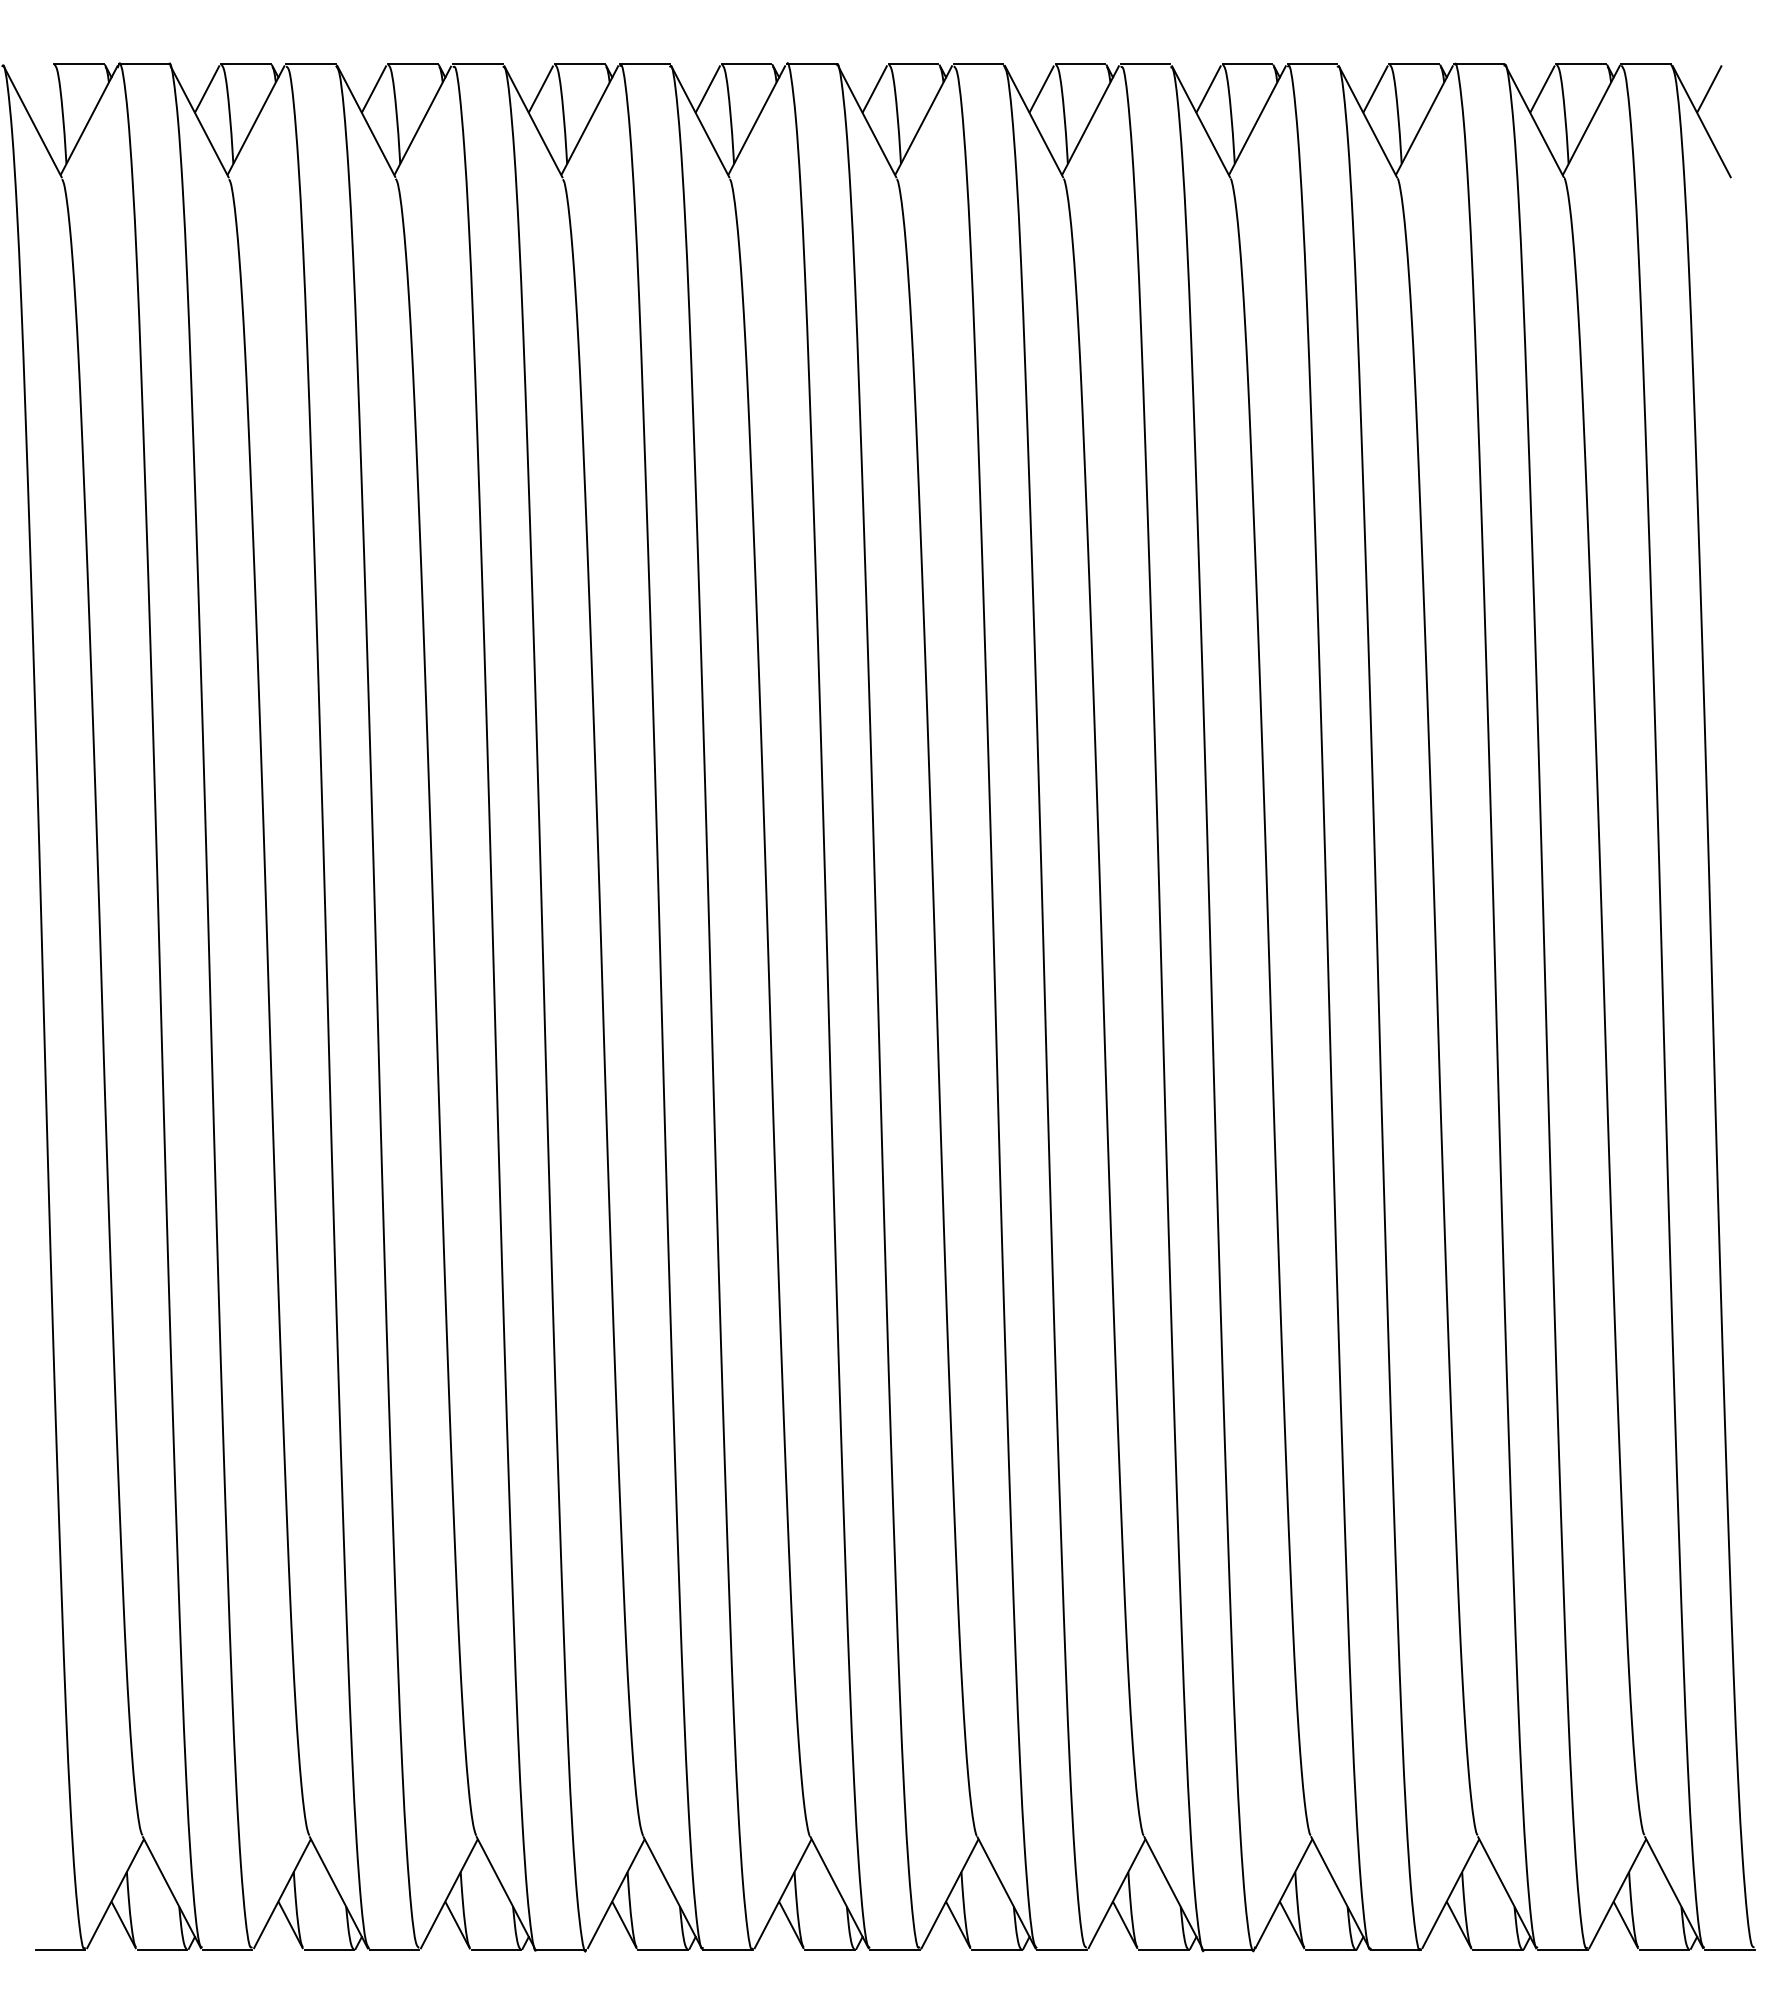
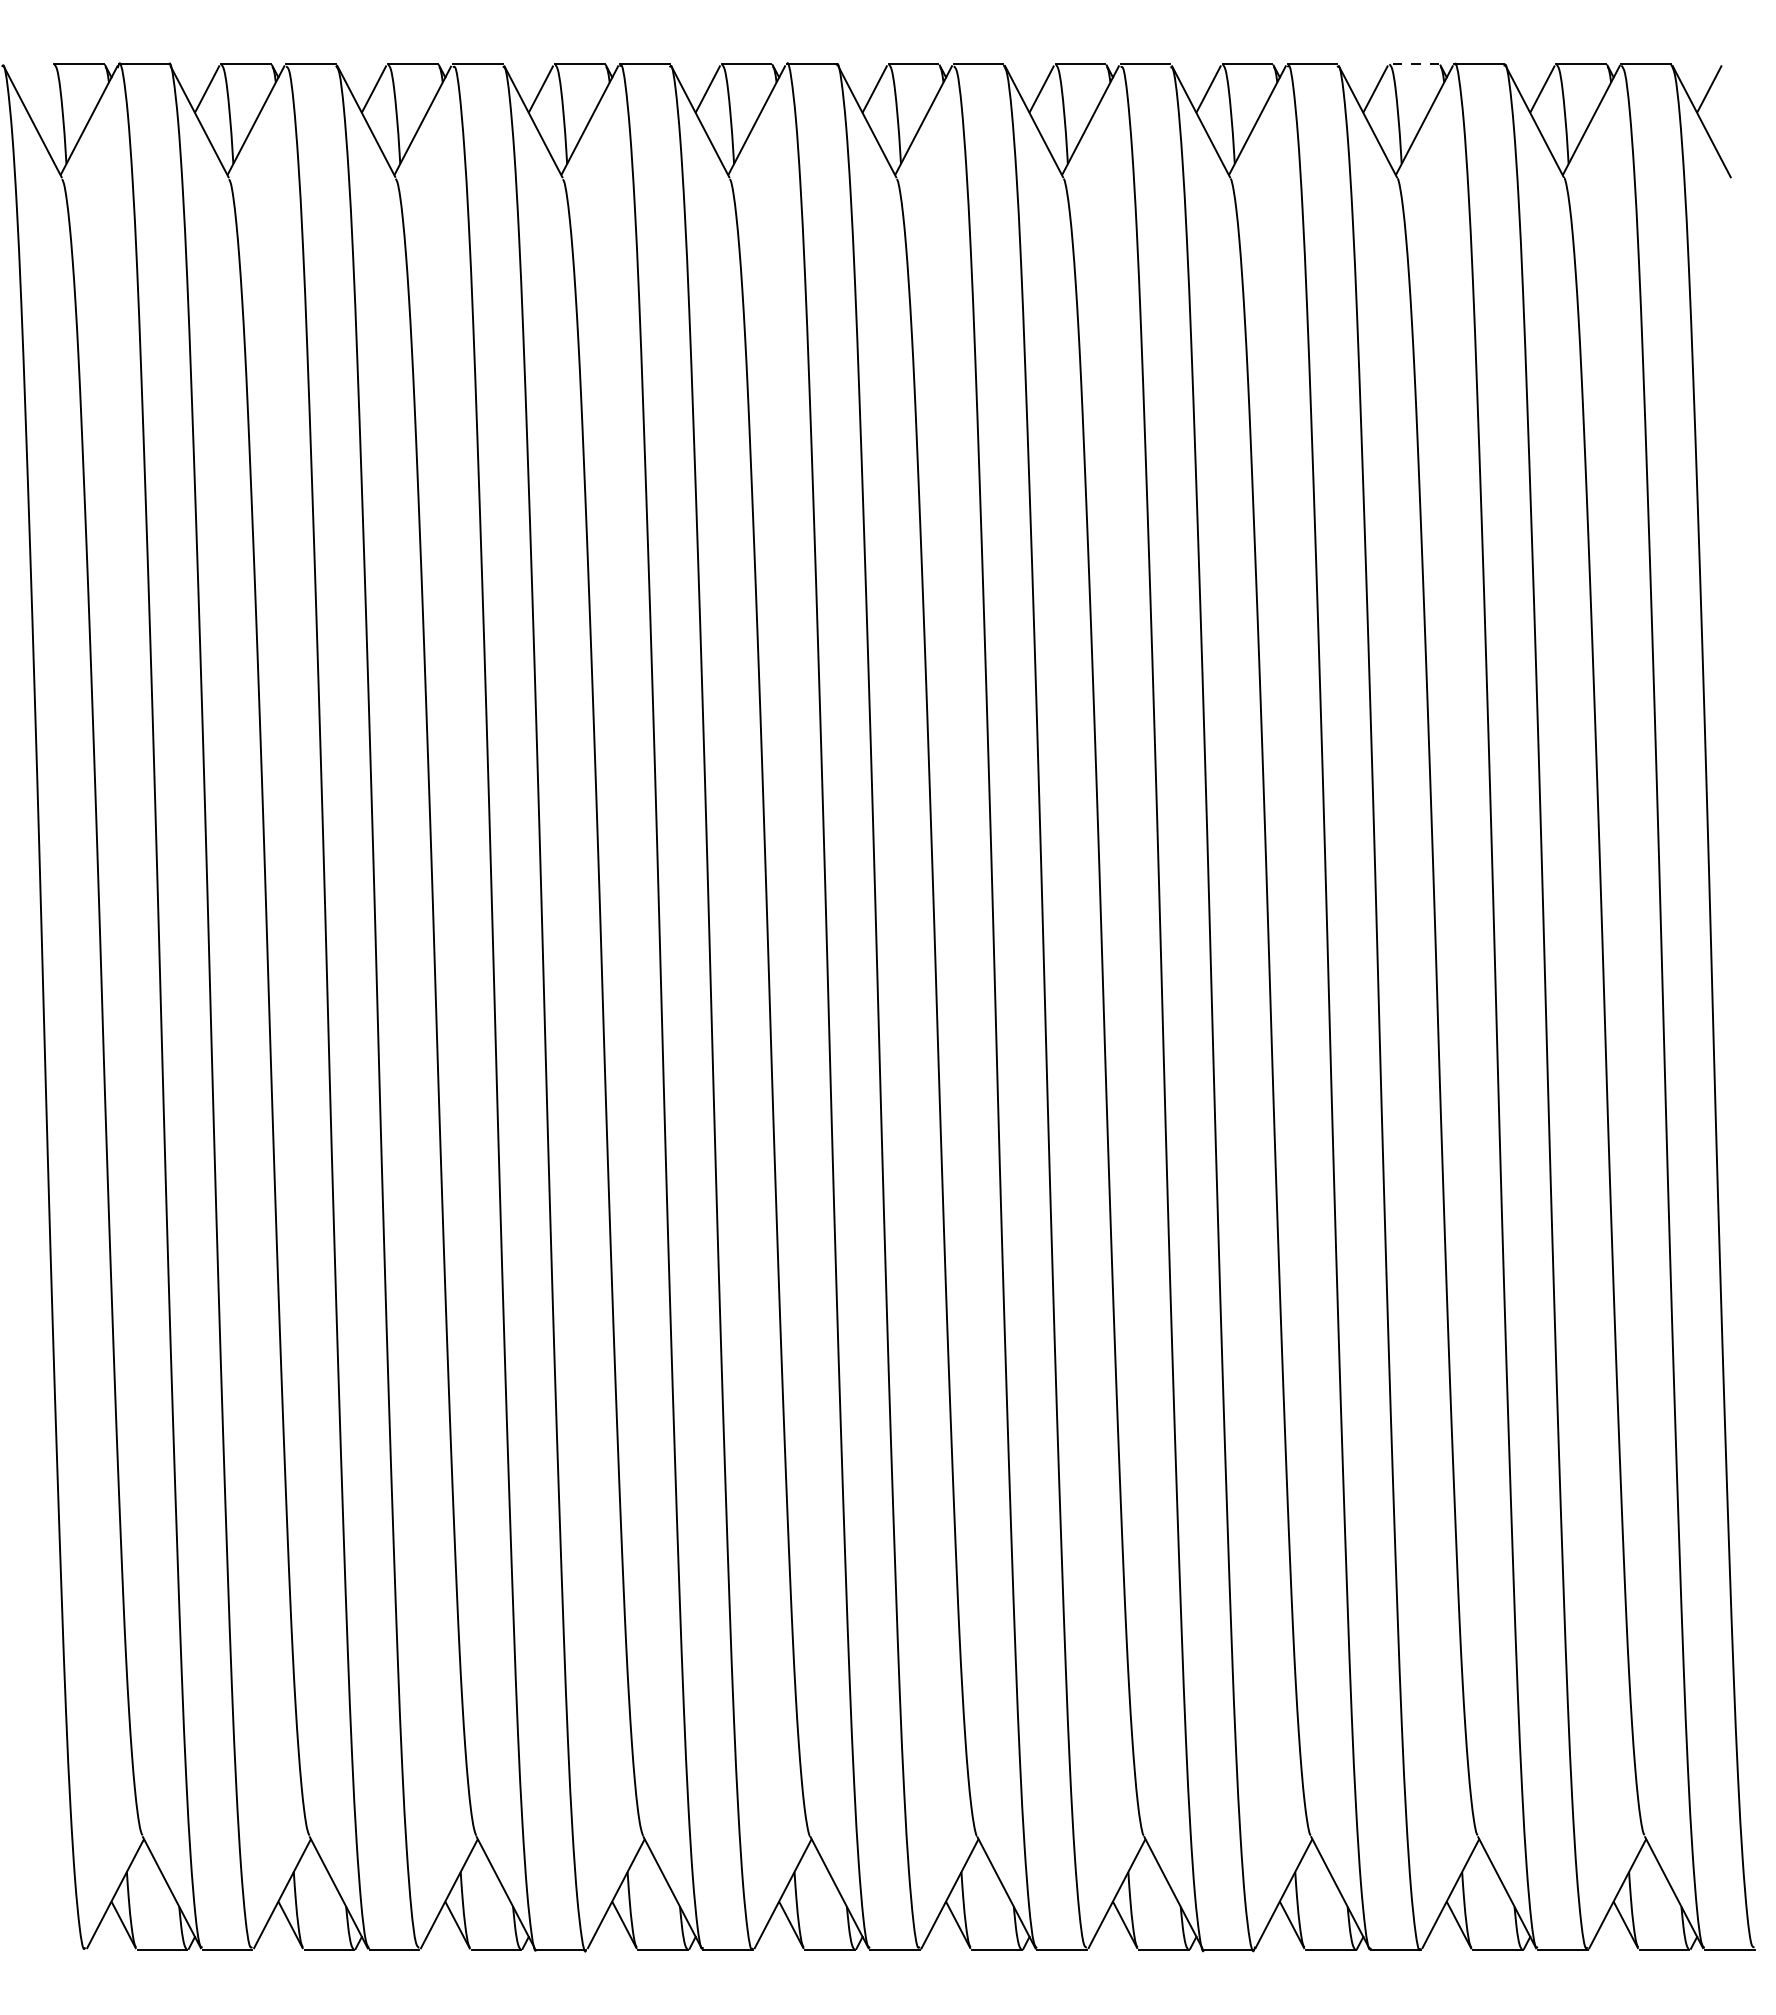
line: solid -> dashed (1414, 64)
line: present -> none (60, 1950)
